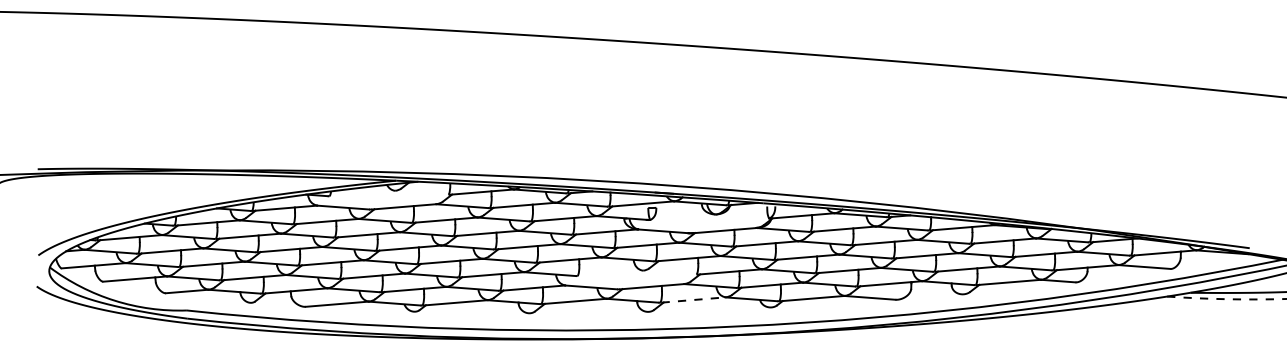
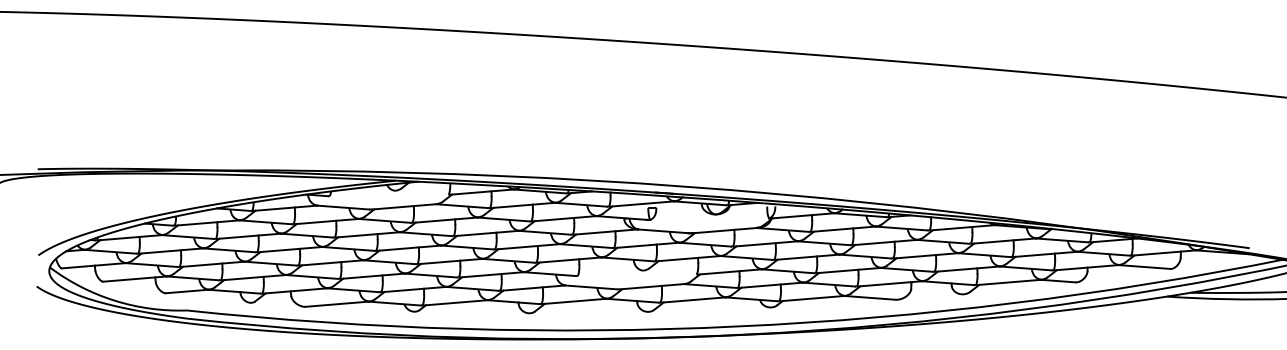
line: dashed -> solid (694, 299)
arc: dashed -> solid (1227, 299)
